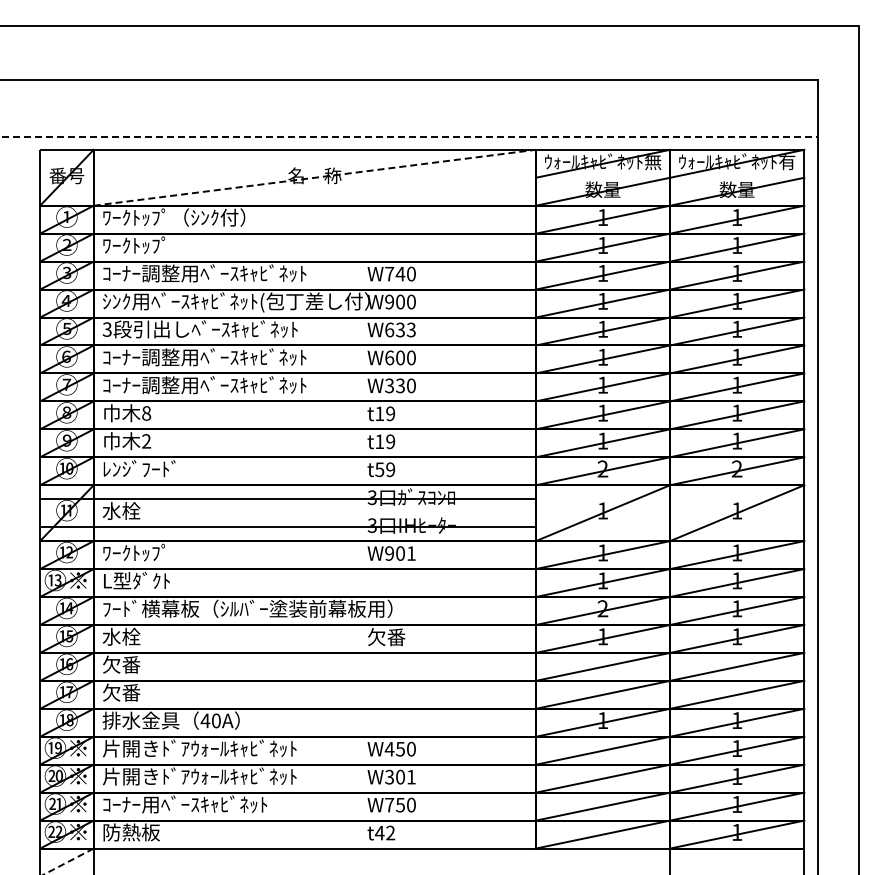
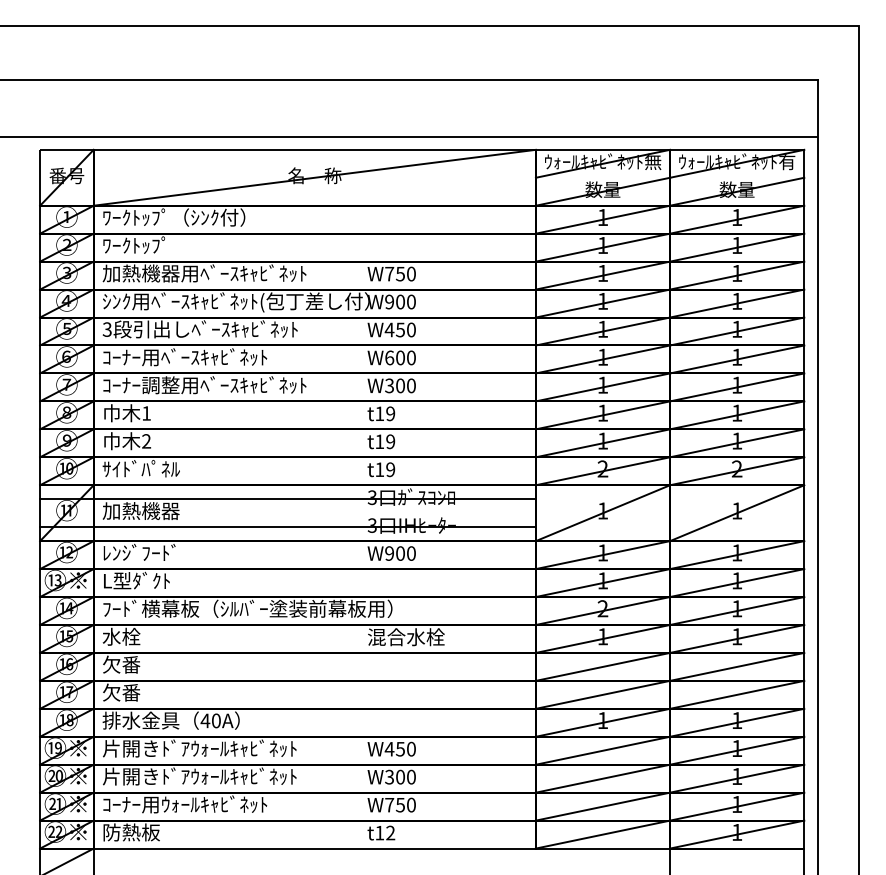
line: dashed -> solid (409, 137)
line: dashed -> solid (314, 177)
text: ｺｰﾅｰ調整用ﾍﾞｰｽｷｬﾋﾞﾈｯﾄ -> 加熱機器用ﾍﾞｰｽｷｬﾋﾞﾈｯﾄ (140, 273)
text: W740 -> W750 (400, 274)
text: W633 -> W450 (399, 329)
text: ｺｰﾅｰ調整用ﾍﾞｰｽｷｬﾋﾞﾈｯﾄ -> ｺｰﾅｰ用ﾍﾞｰｽｷｬﾋﾞﾈｯﾄ (224, 357)
text: W330 -> W300 (400, 385)
text: 8 -> 1 (146, 413)
text: ﾚﾝｼﾞﾌｰﾄﾞ -> ｻｲﾄﾞﾊﾟﾈﾙ (140, 468)
text: t59 -> t19 (379, 469)
text: 水栓 -> 加熱機器 (140, 511)
text: ﾜｰｸﾄｯﾌﾟ -> ﾚﾝｼﾞﾌｰﾄﾞ (139, 552)
text: W901 -> W900 (411, 553)
text: 欠番 -> 混合水栓 (406, 637)
text: W301 -> W300 (411, 776)
text: ｺｰﾅｰ用ﾍﾞｰｽｷｬﾋﾞﾈｯﾄ -> ｺｰﾅｰ用ｳｫｰﾙｷｬﾋﾞﾈｯﾄ (180, 803)
text: t42 -> t12 (379, 833)
line: dashed -> solid (68, 861)
